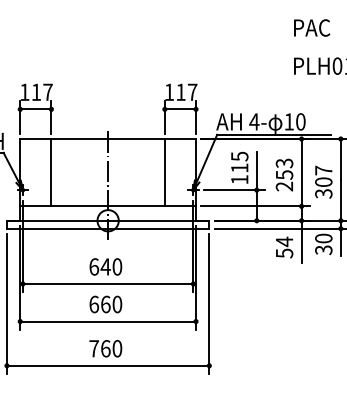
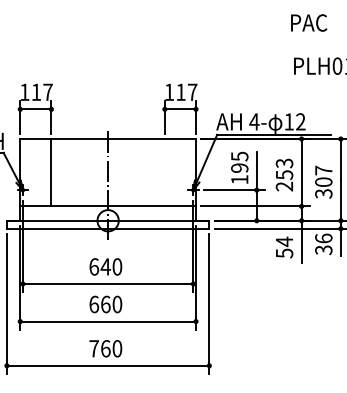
text position: (312, 27) -> (309, 22) (309, 22)
text: 10 -> 12 (300, 121)
text: 115 -> 195 (239, 167)
line: present -> none (164, 172)
text: 30 -> 36 (323, 238)
